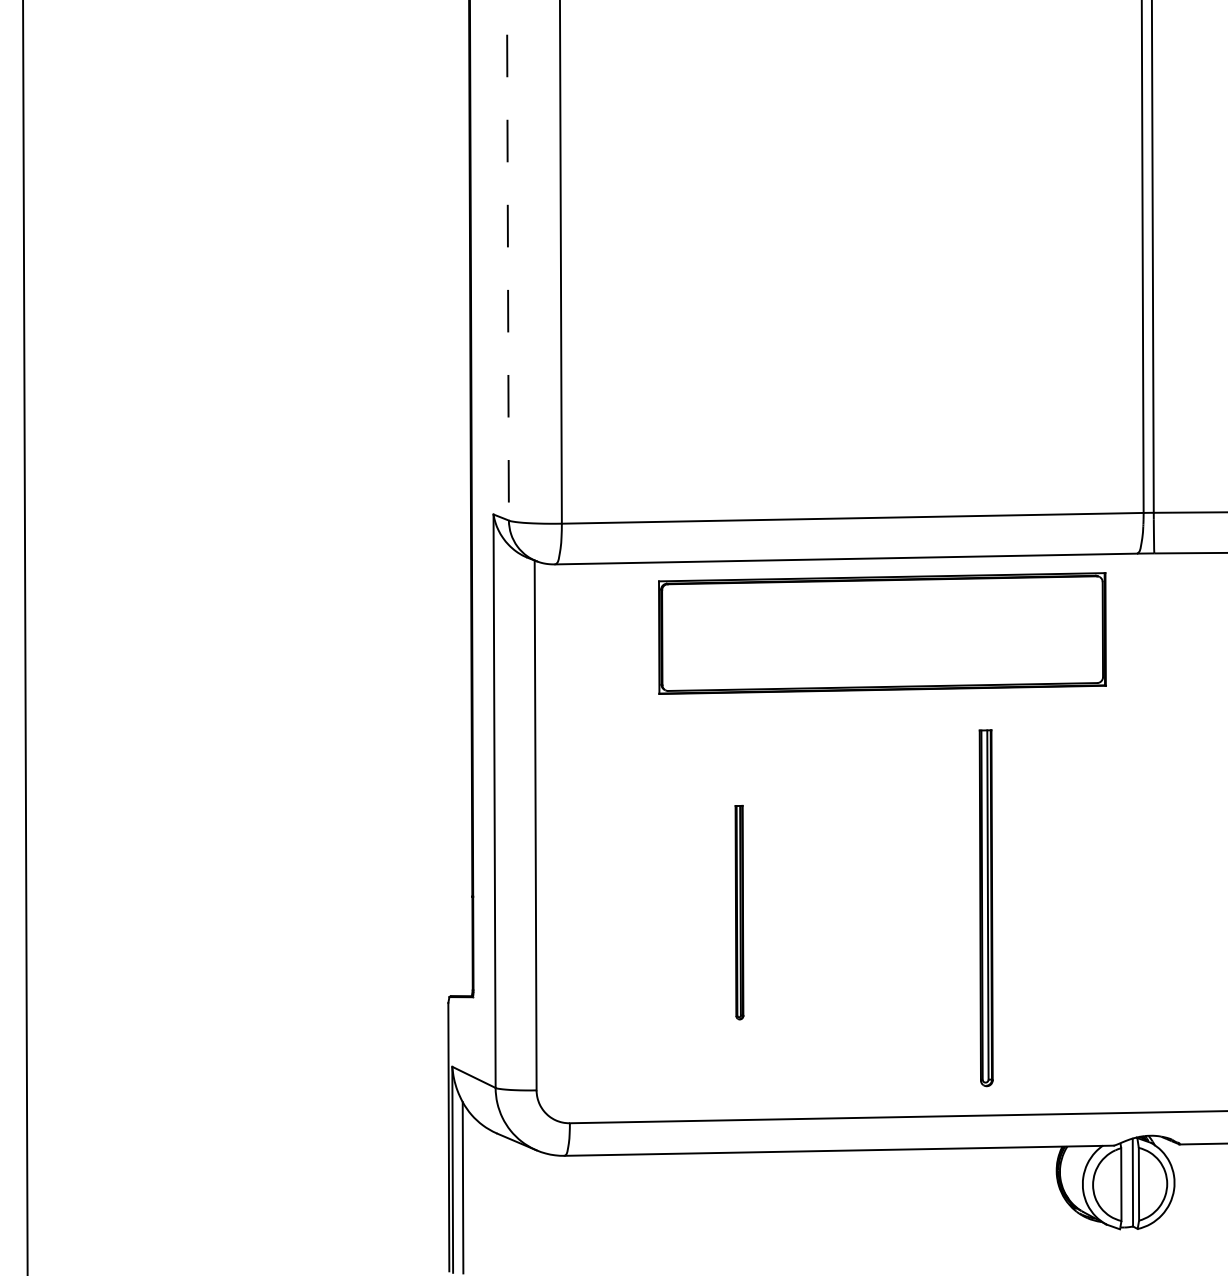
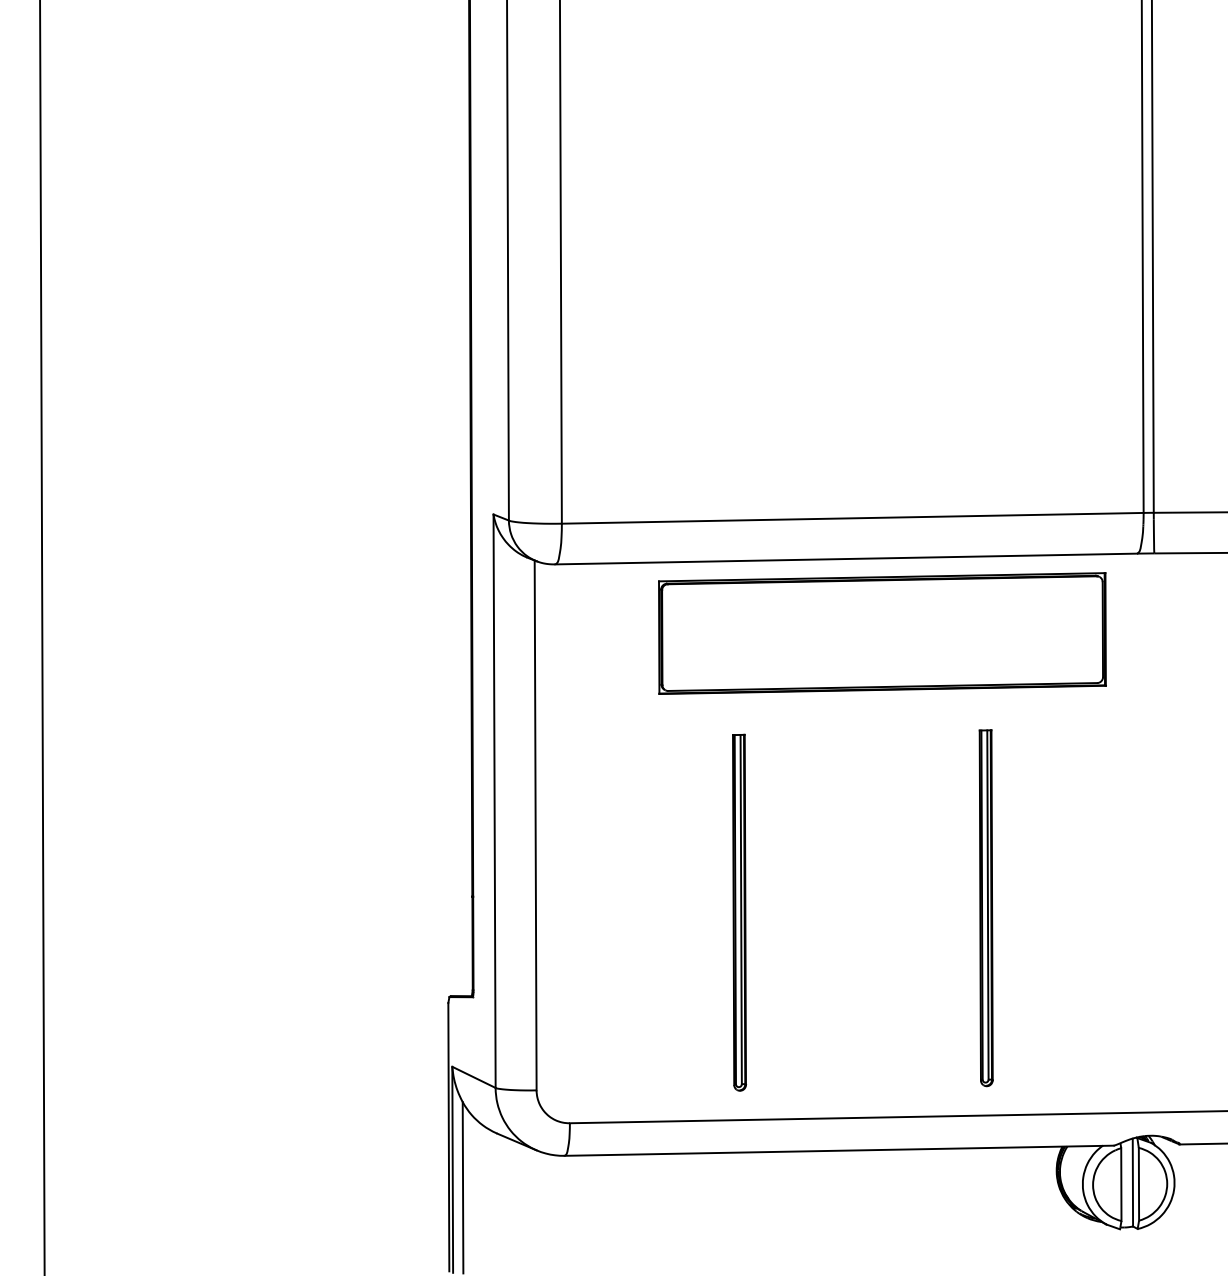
line: dashed -> solid (507, 260)
line position: (25, 637) -> (42, 637) (42, 637)
part size: 11x217 px -> 15x359 px (739, 912)
